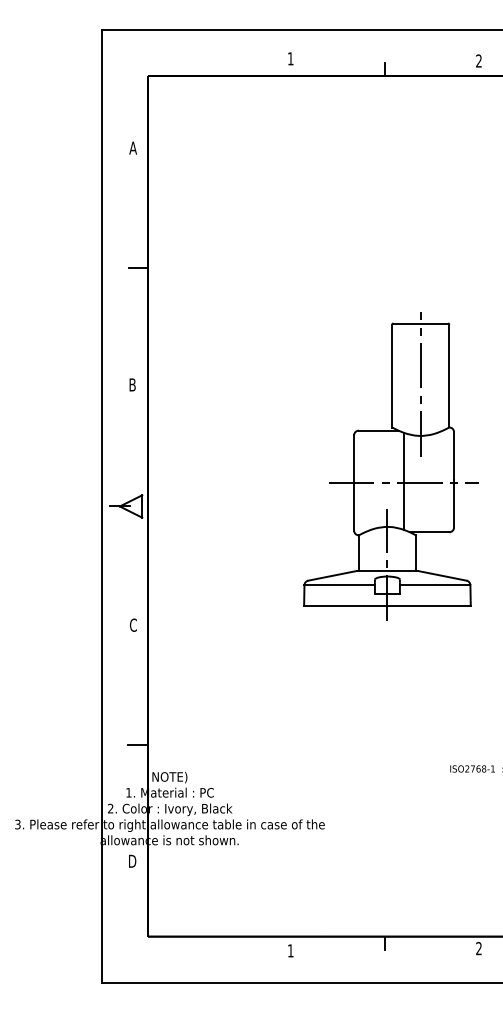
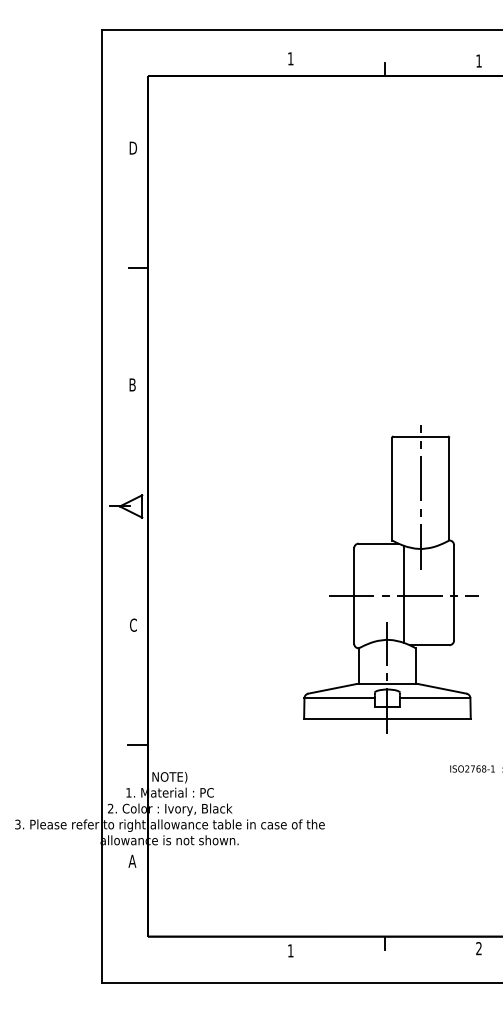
text: 2 -> 1 (478, 60)
text: A -> D (132, 147)
part position: (390, 466) -> (390, 579) (390, 579)
text: D -> A (132, 860)
